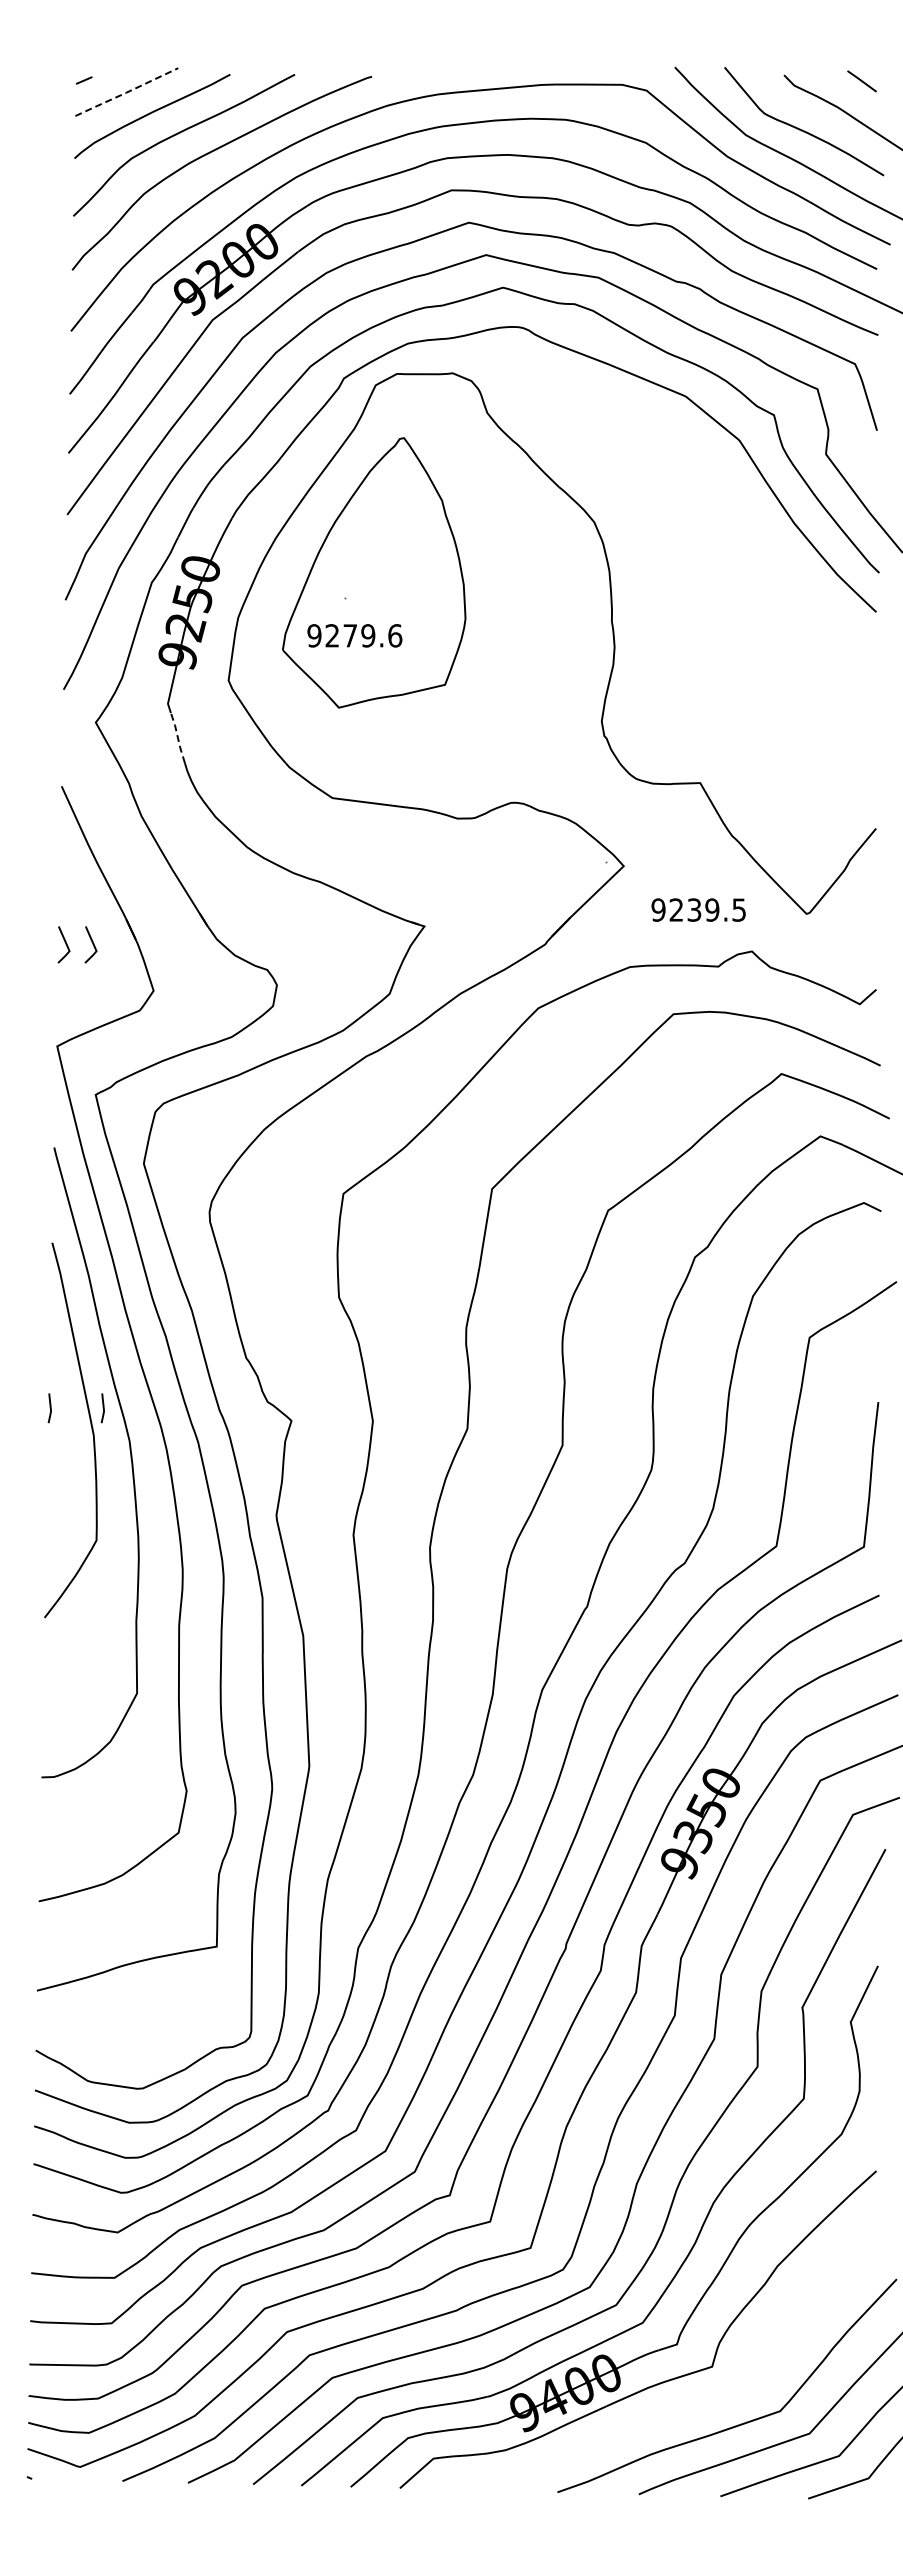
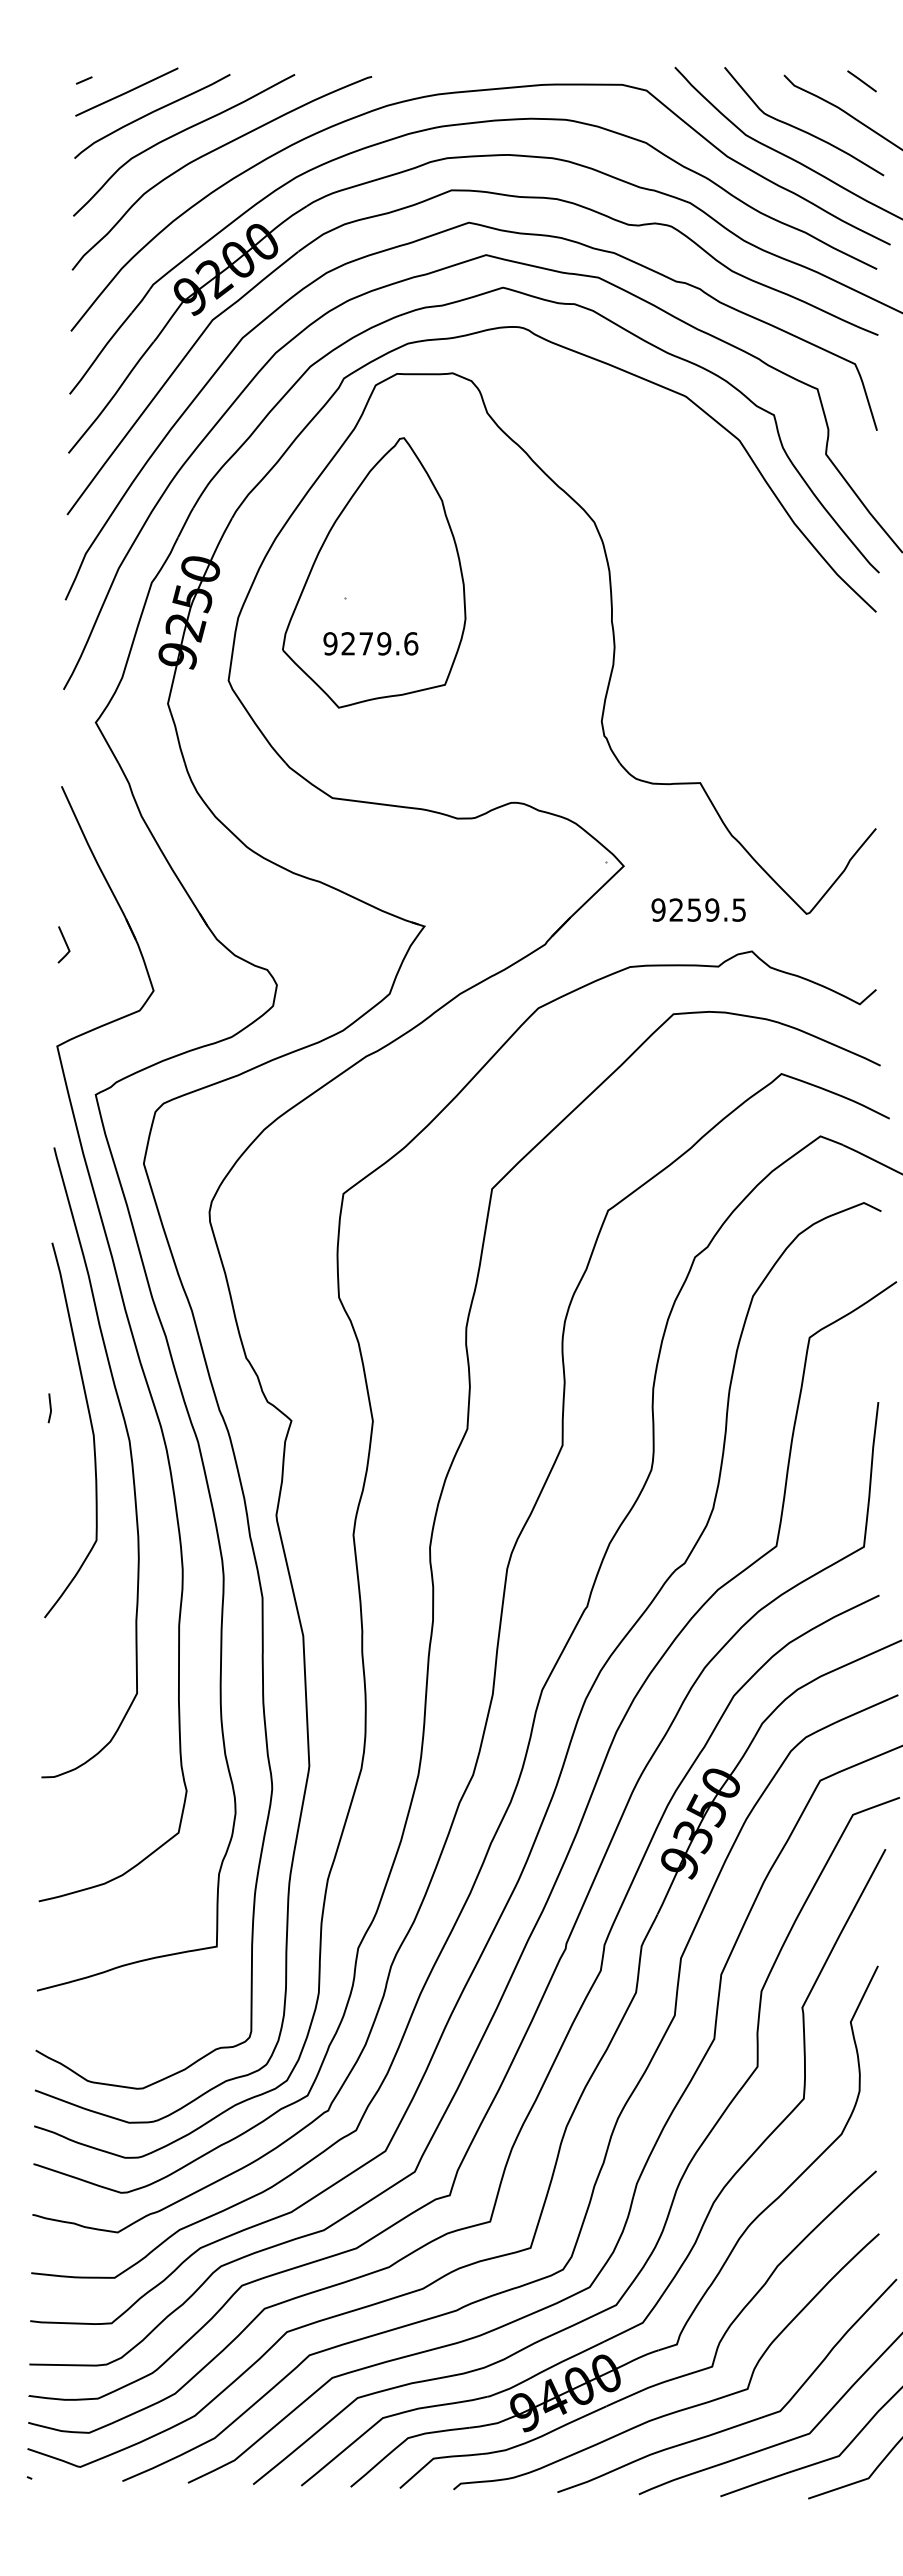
line: dashed -> solid (126, 92)
text position: (354, 635) -> (370, 643) (370, 643)
line: dashed -> solid (177, 737)
text: 9239.5 -> 9259.5 (694, 909)
line: present -> none (92, 944)
curve: present -> none (102, 1408)
curve: none -> present (683, 2408)
